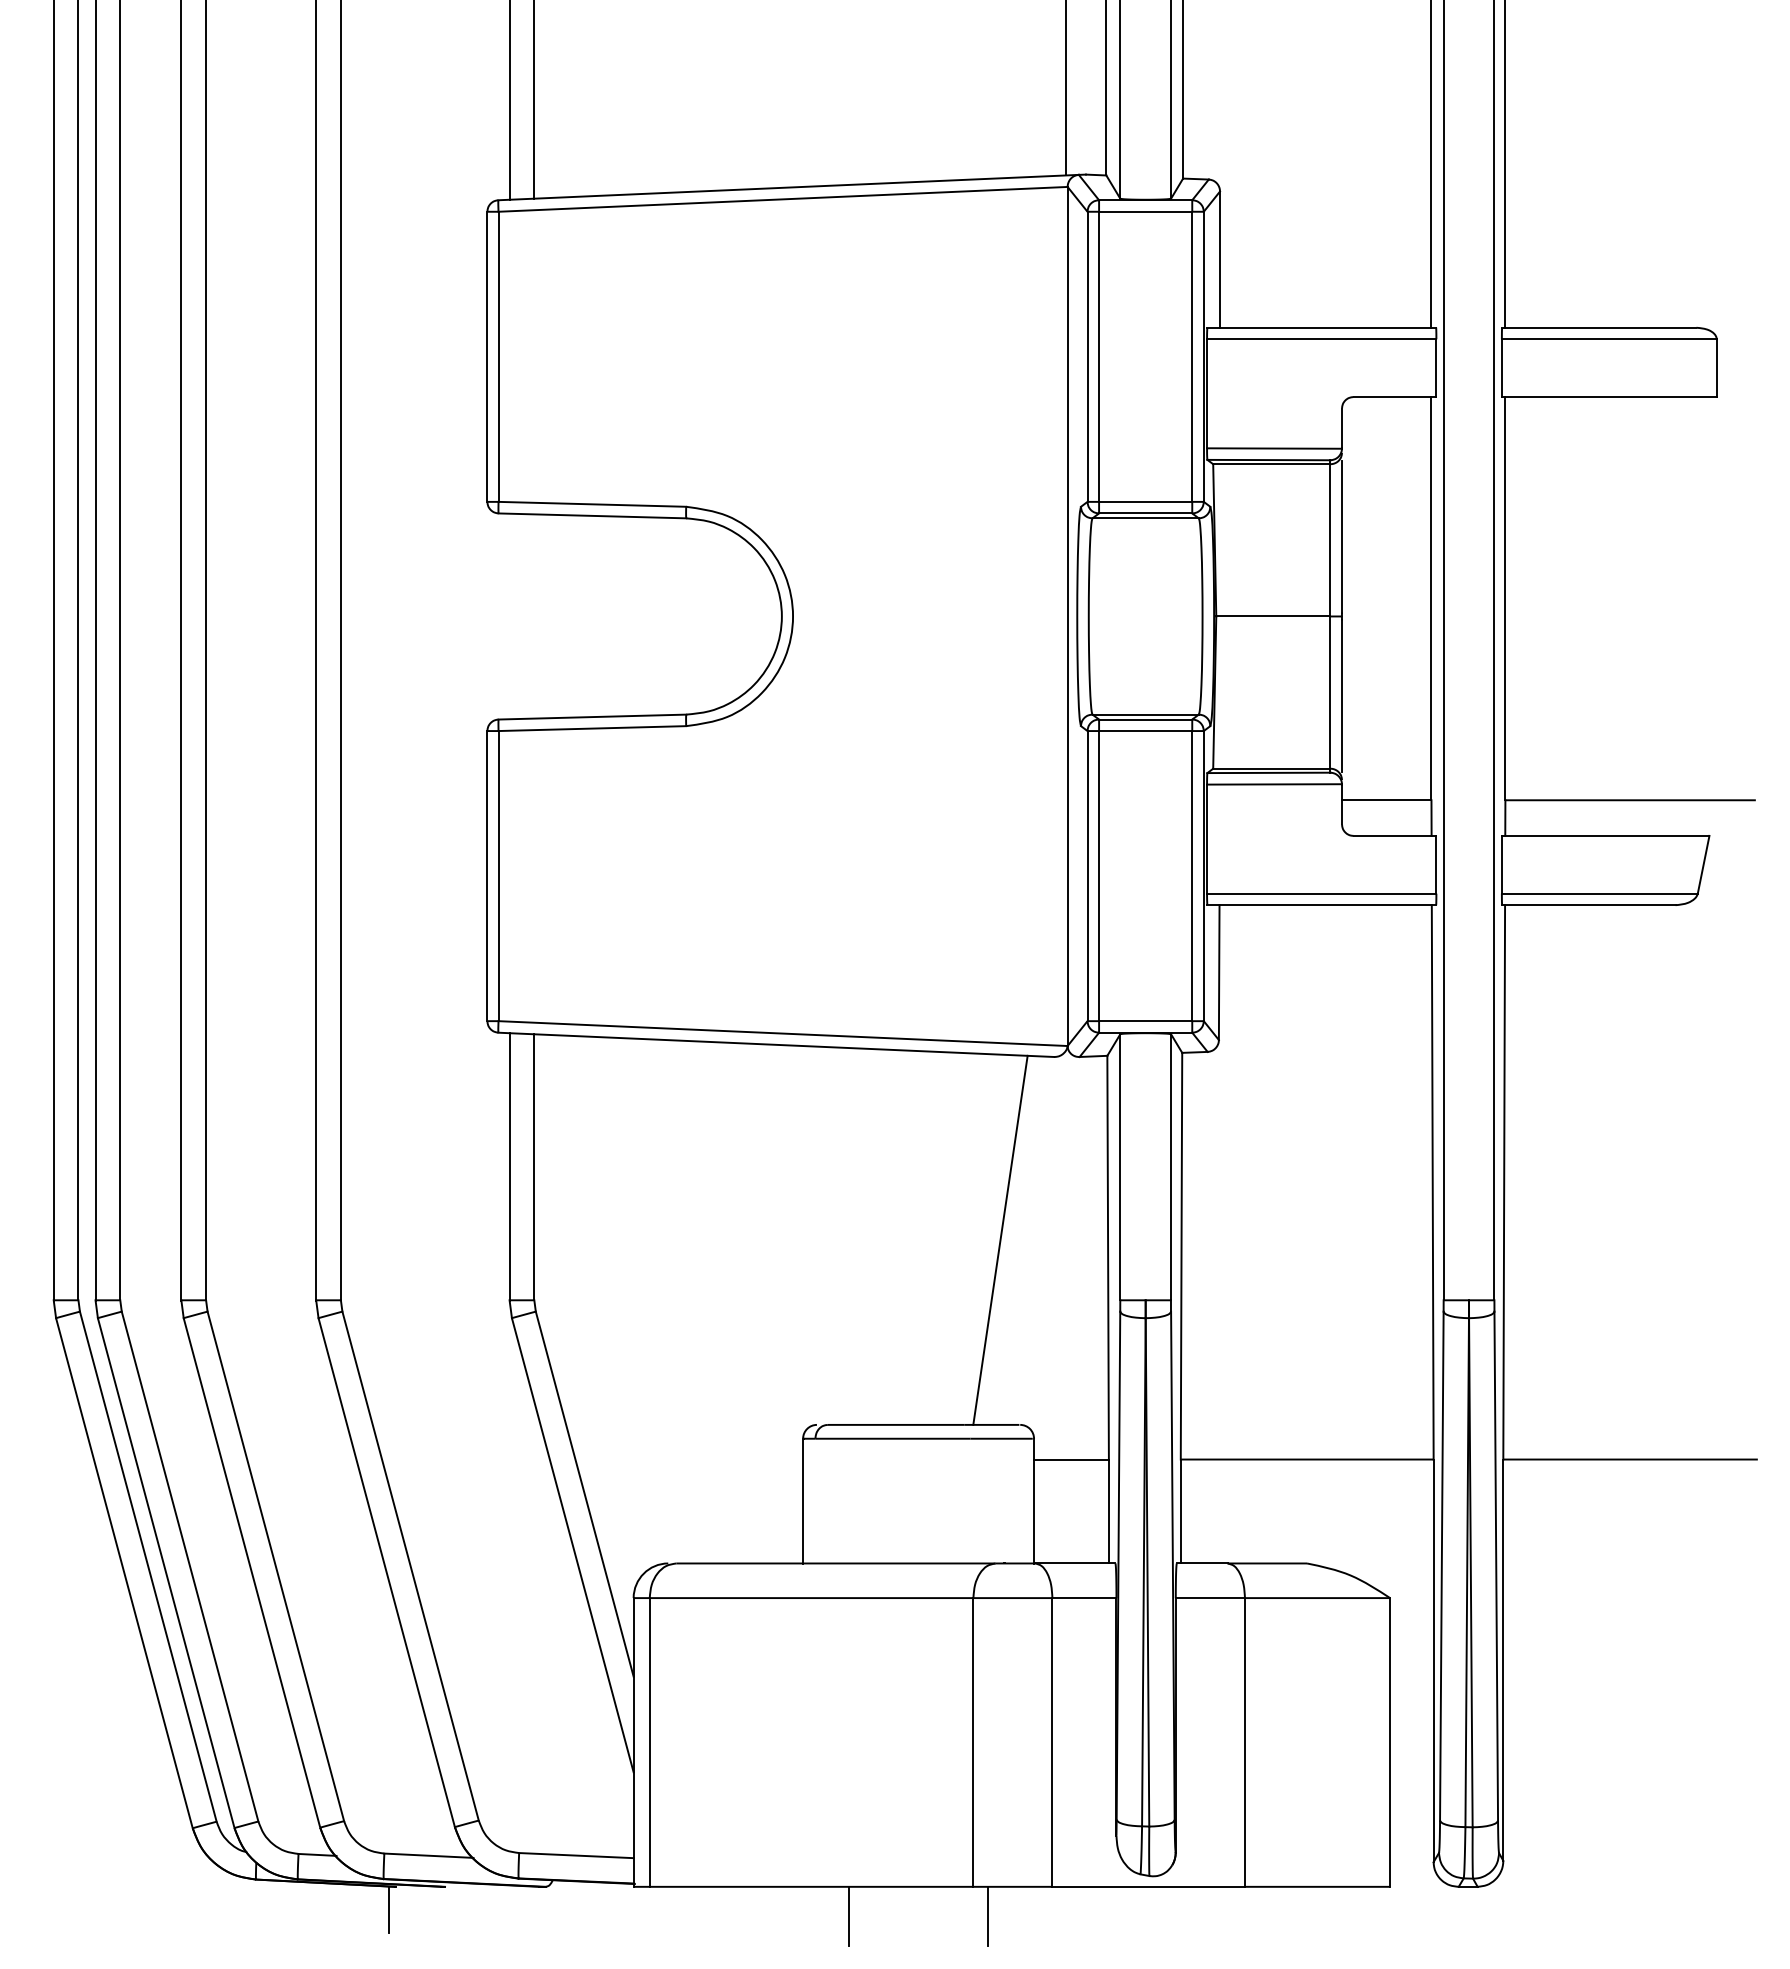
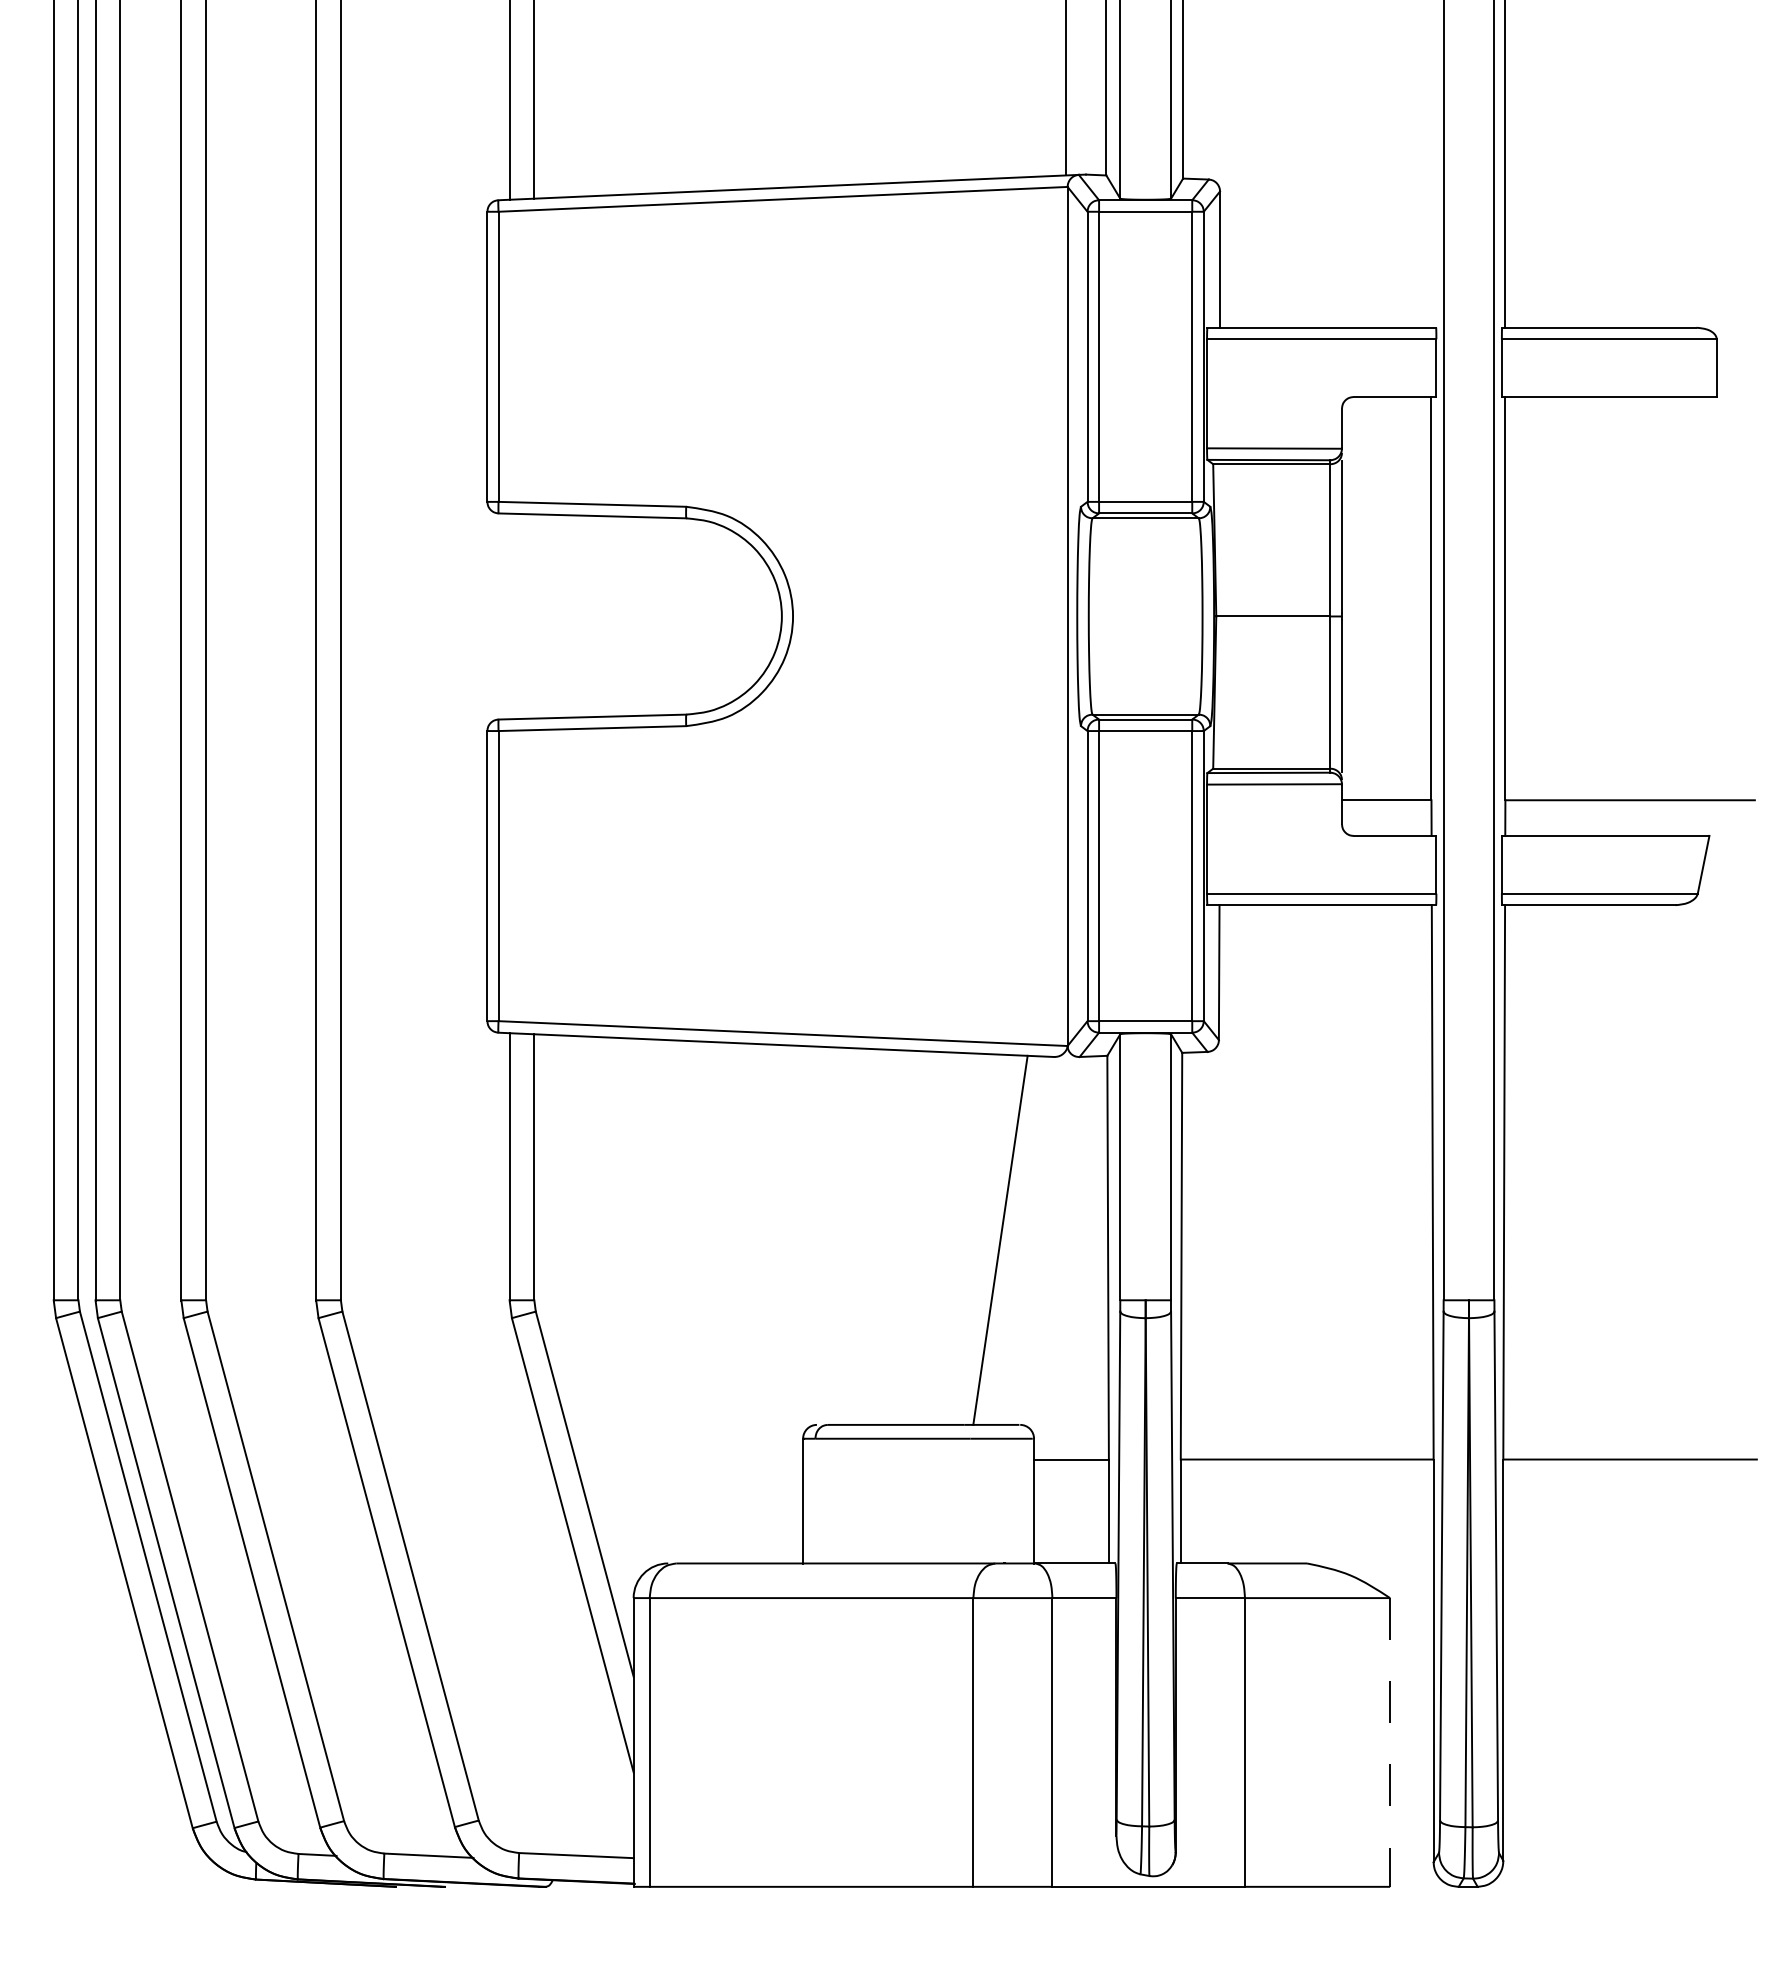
line: present -> none (1431, 164)
line: solid -> dashed (1390, 1742)
line: present -> none (389, 1909)
line: present -> none (849, 1916)
line: present -> none (987, 1916)
